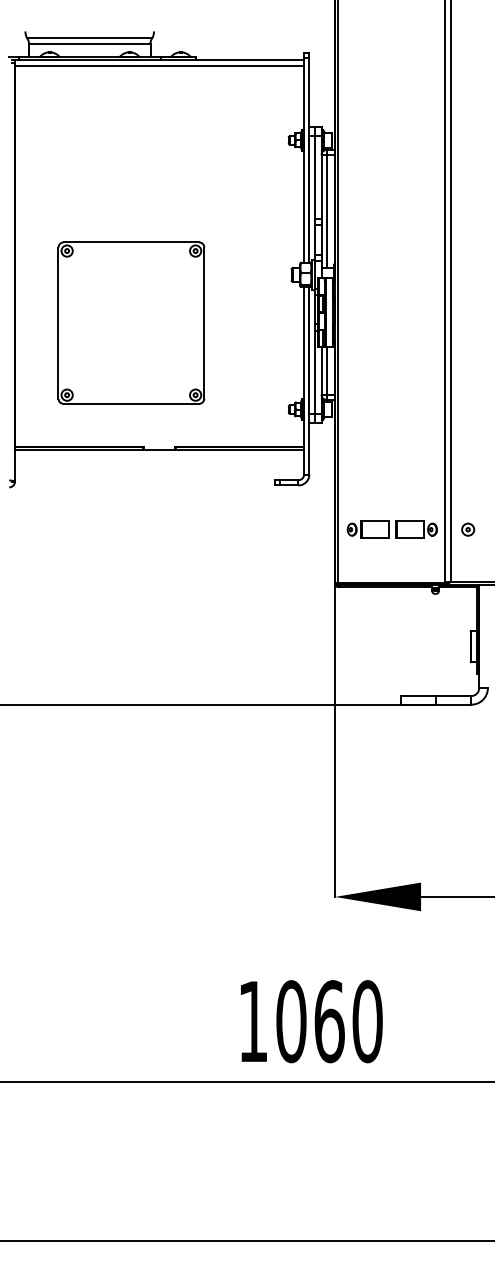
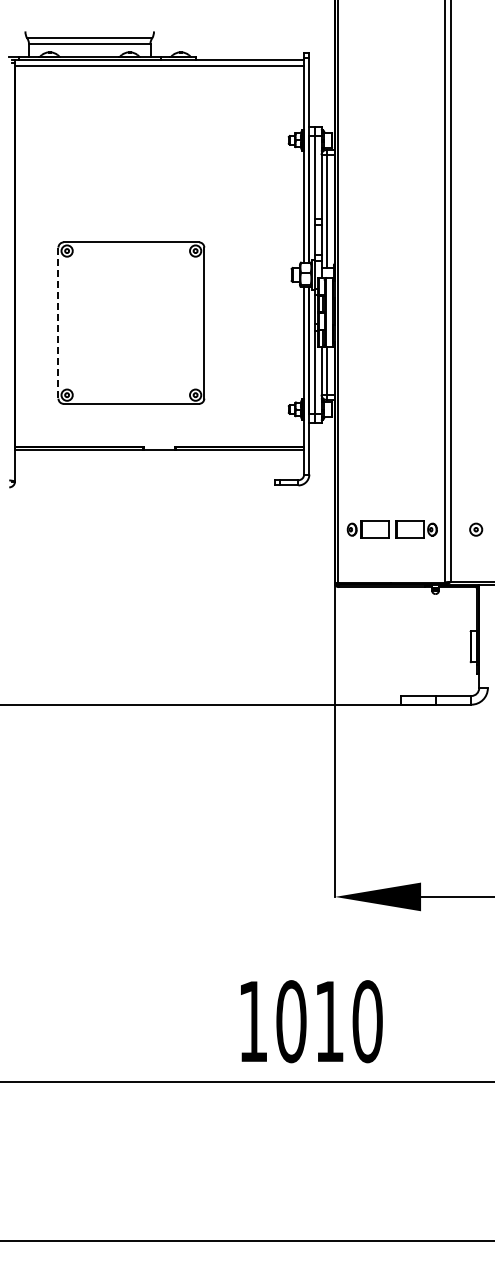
line: solid -> dashed (58, 323)
part position: (468, 529) -> (476, 529) (476, 529)
text: 1060 -> 1010 (329, 1021)
